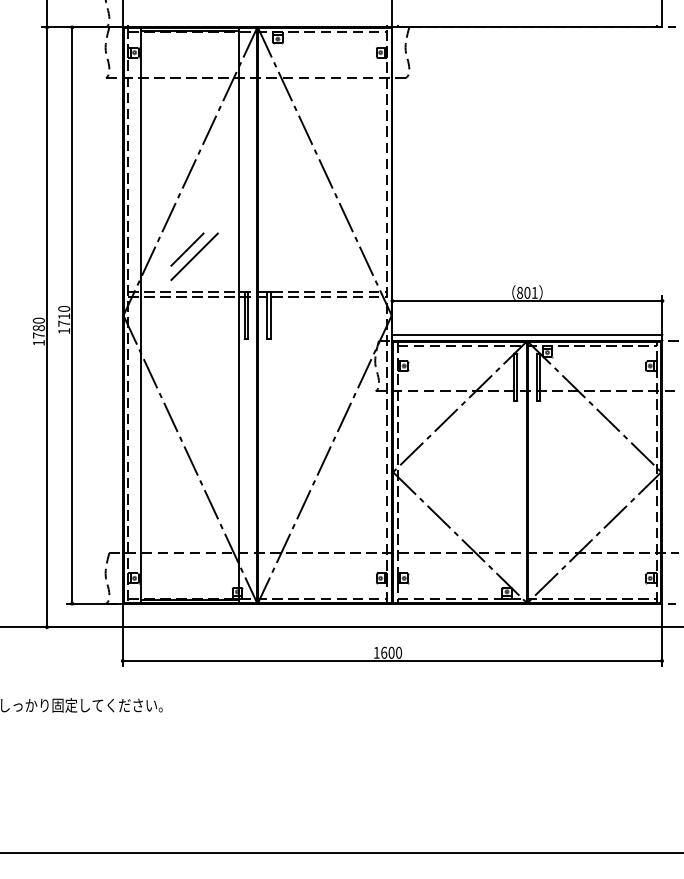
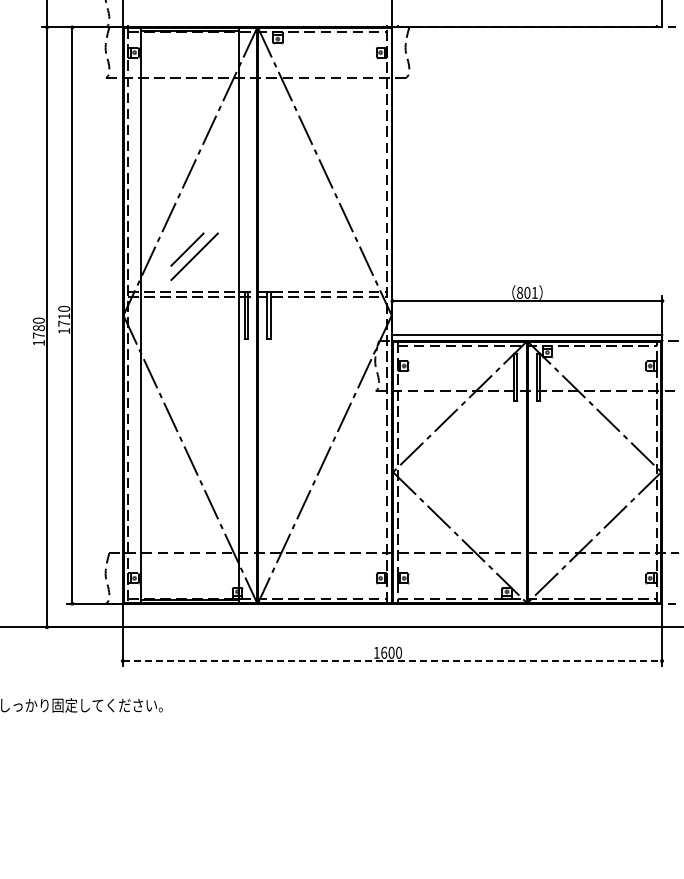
line: solid -> dashed (392, 660)
line: present -> none (341, 852)
